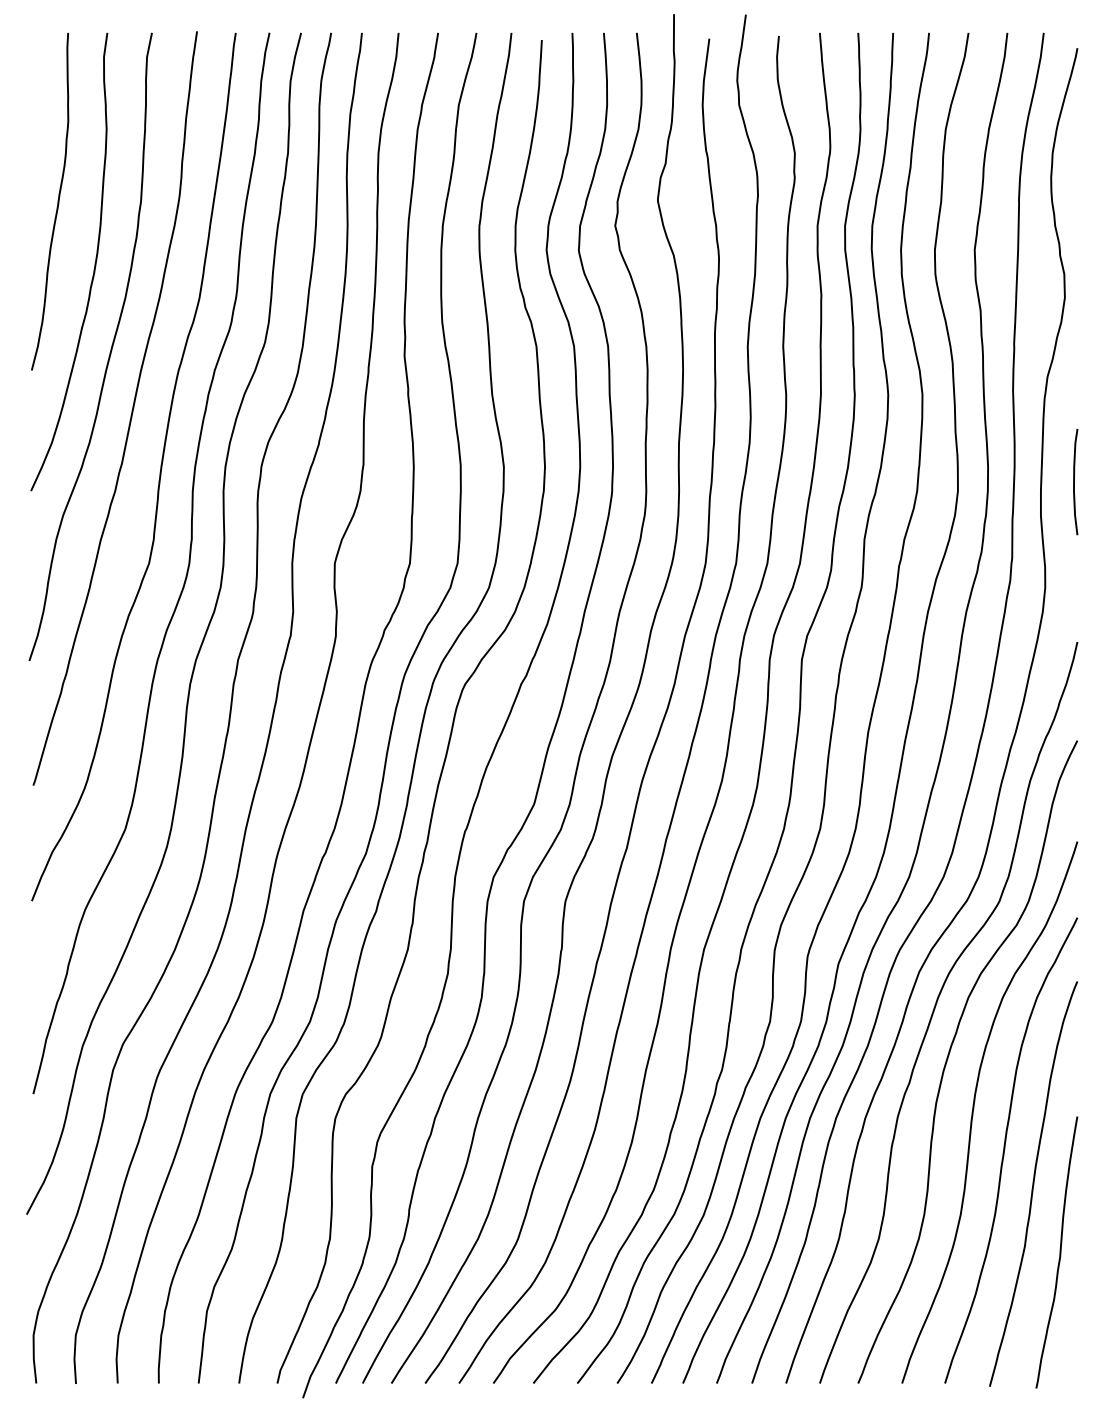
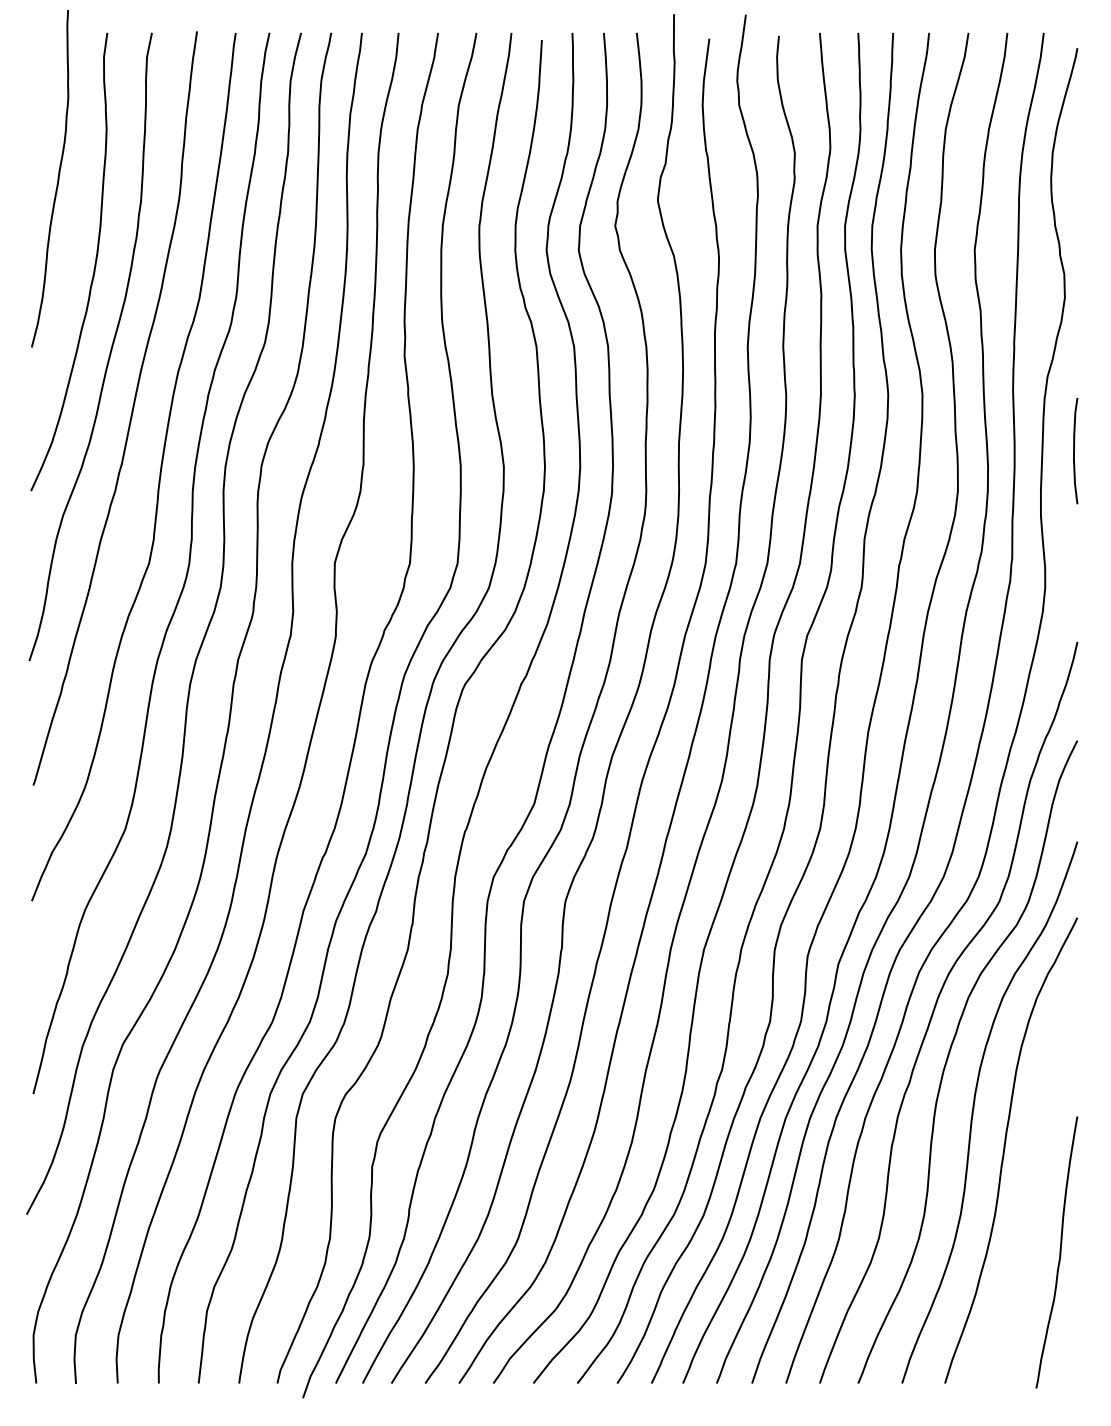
curve position: (57, 201) -> (57, 178) (57, 178)
curve position: (1074, 482) -> (1074, 451) (1074, 451)
curve: present -> none (1033, 1183)
